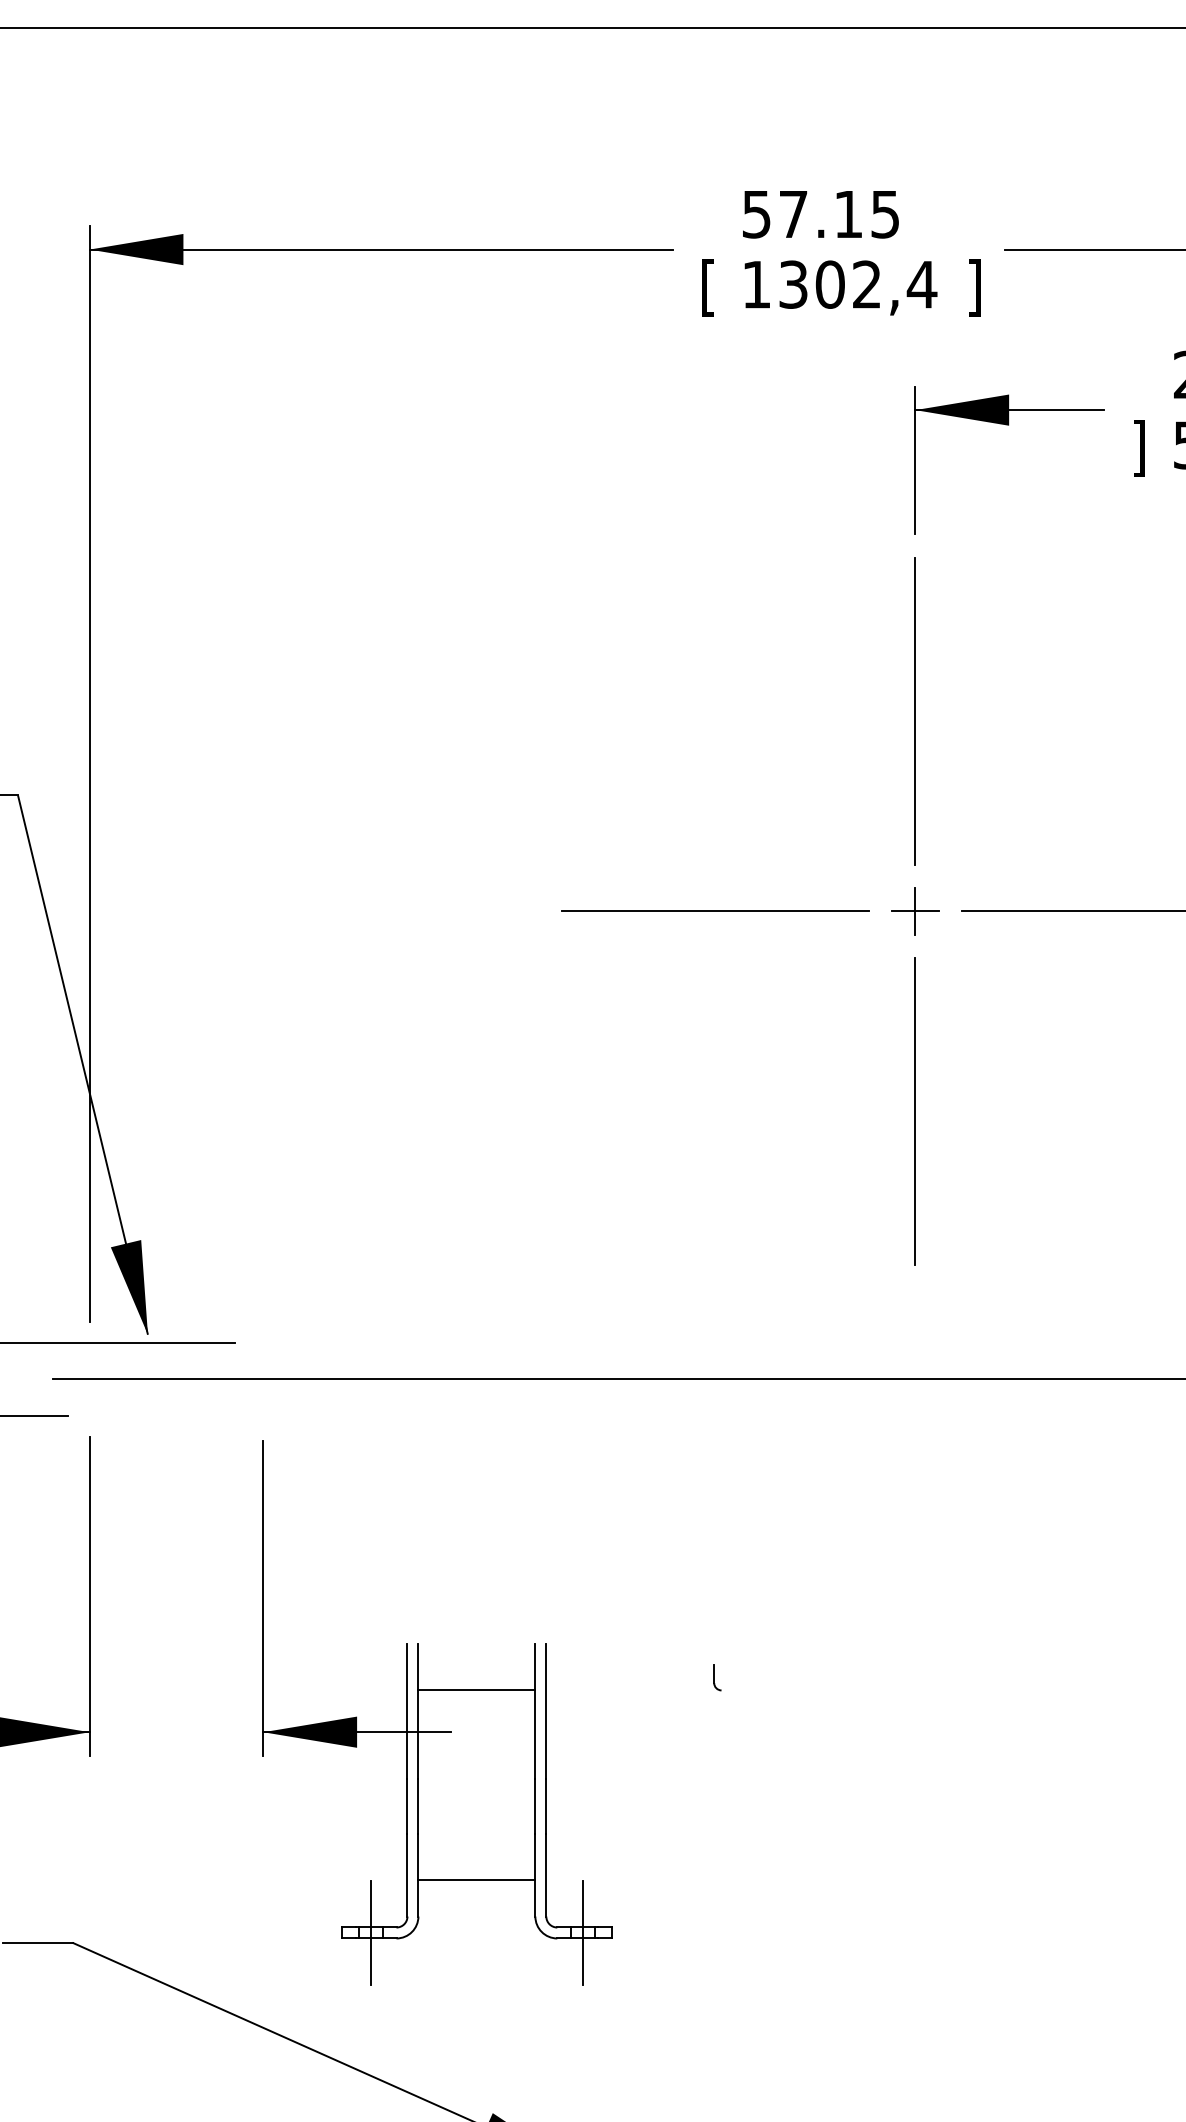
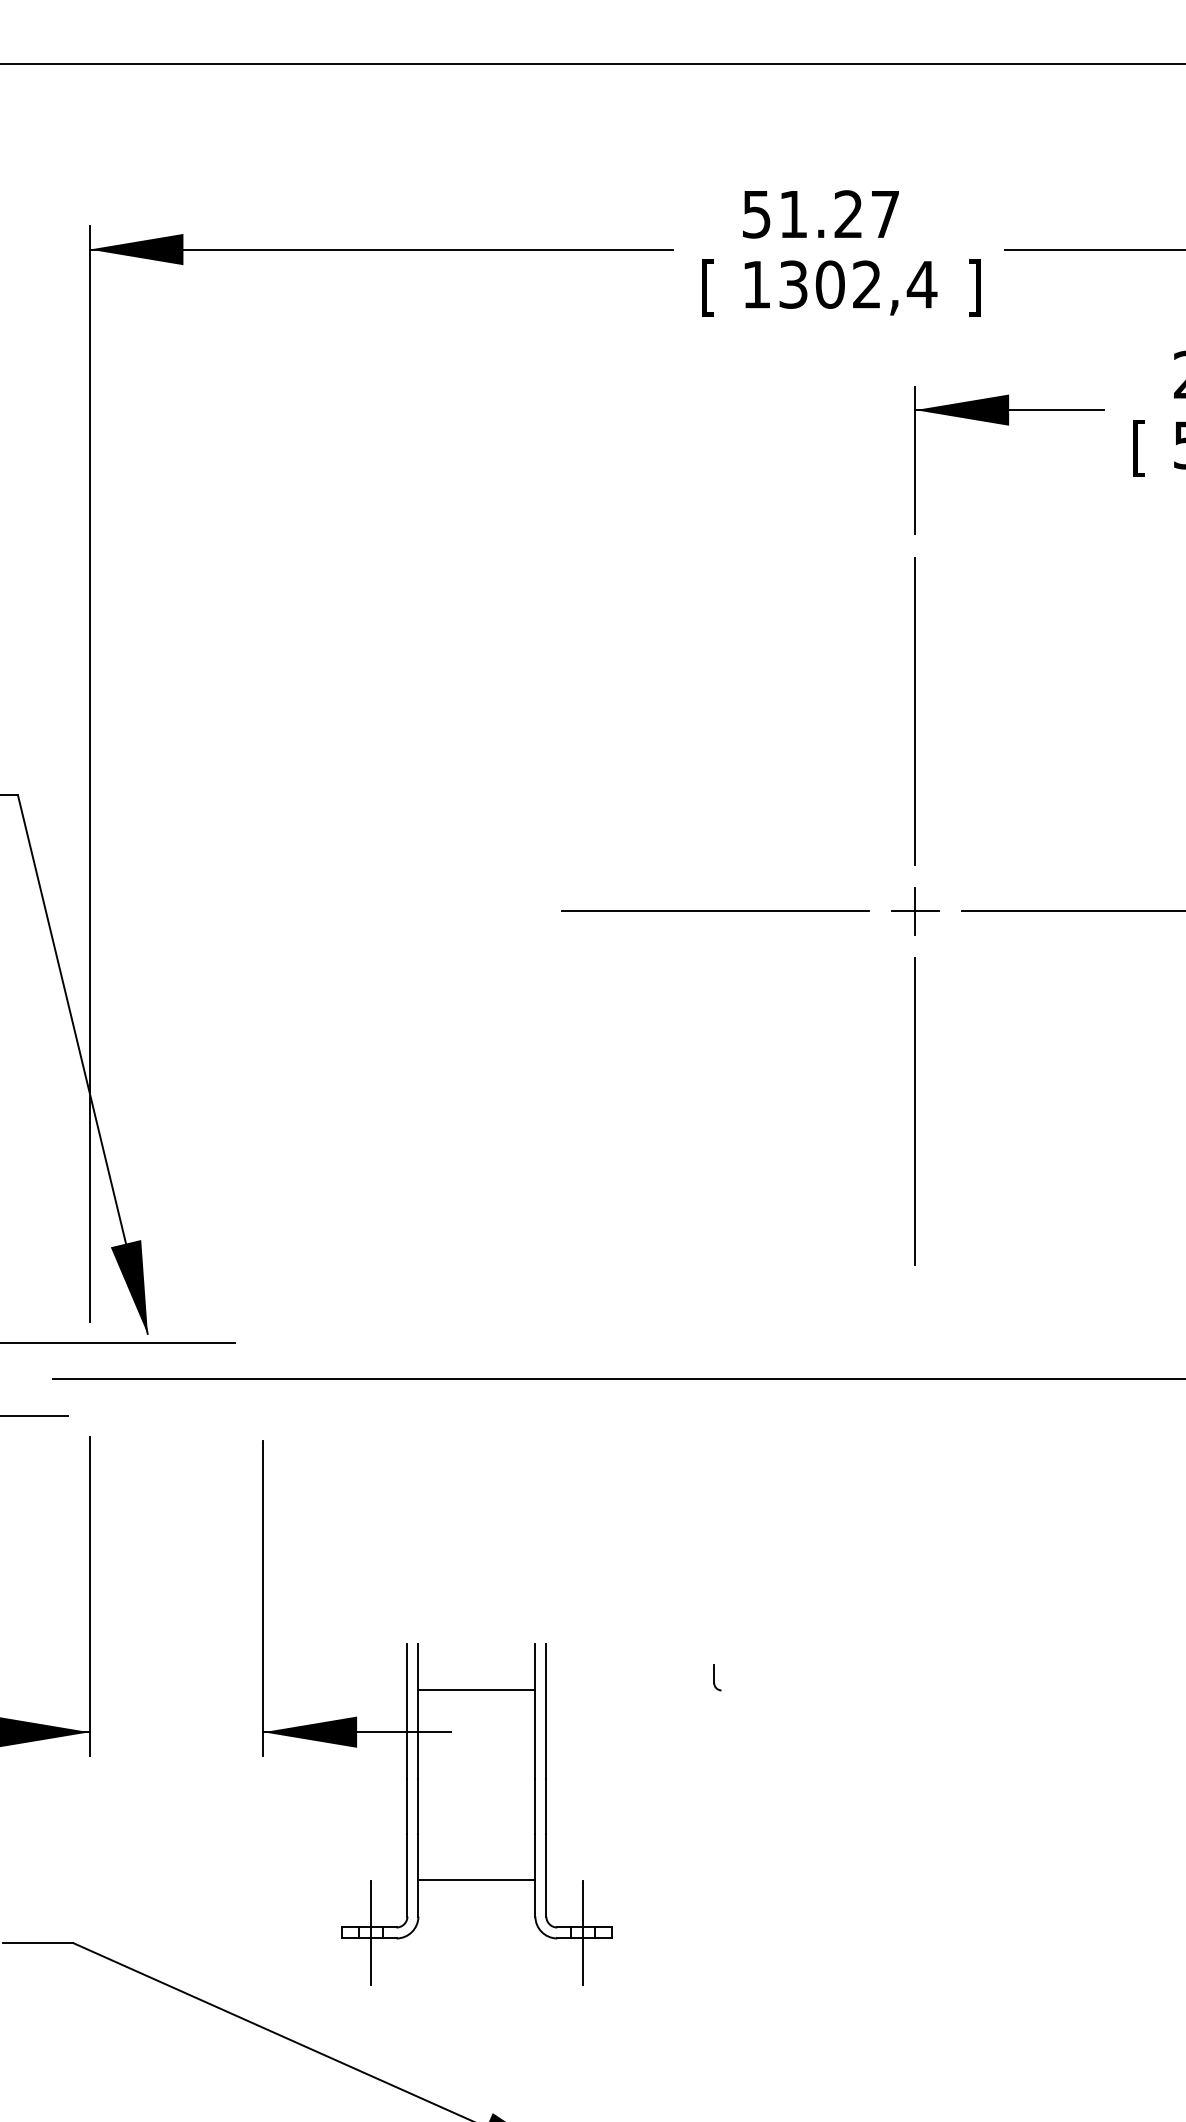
line position: (592, 27) -> (592, 63) (592, 63)
text: 57.15 -> 51.27 (839, 214)
text: ] -> [ (1138, 448)
